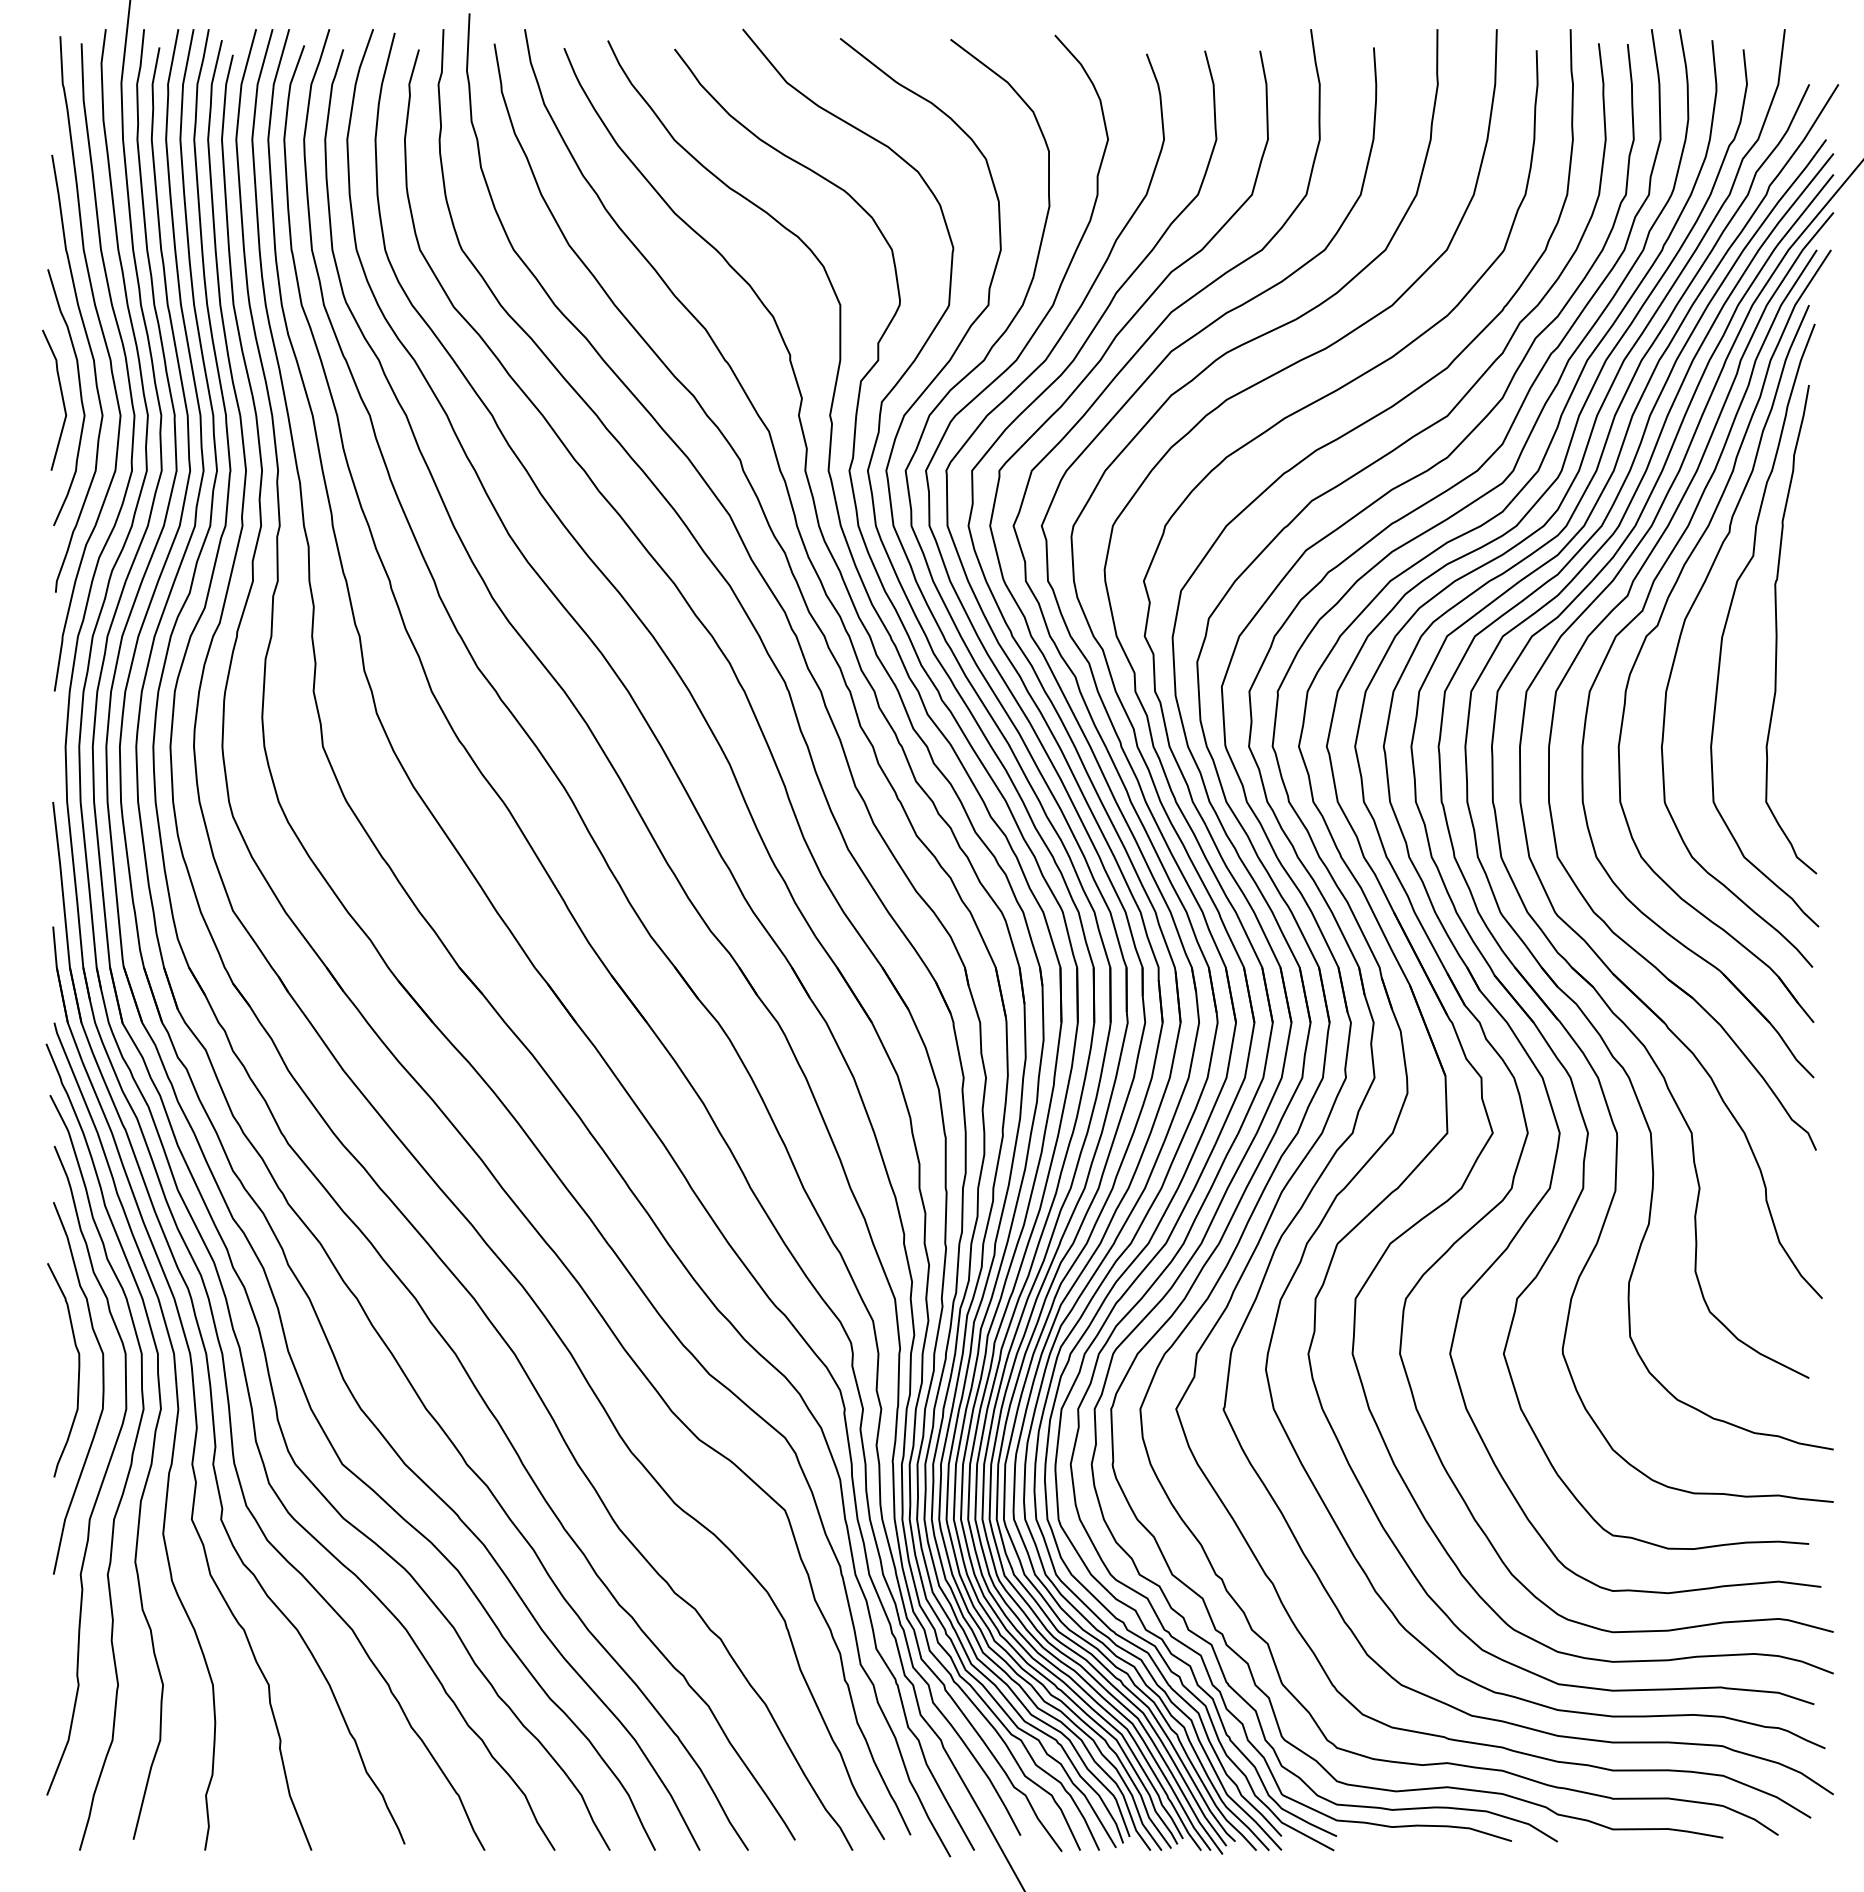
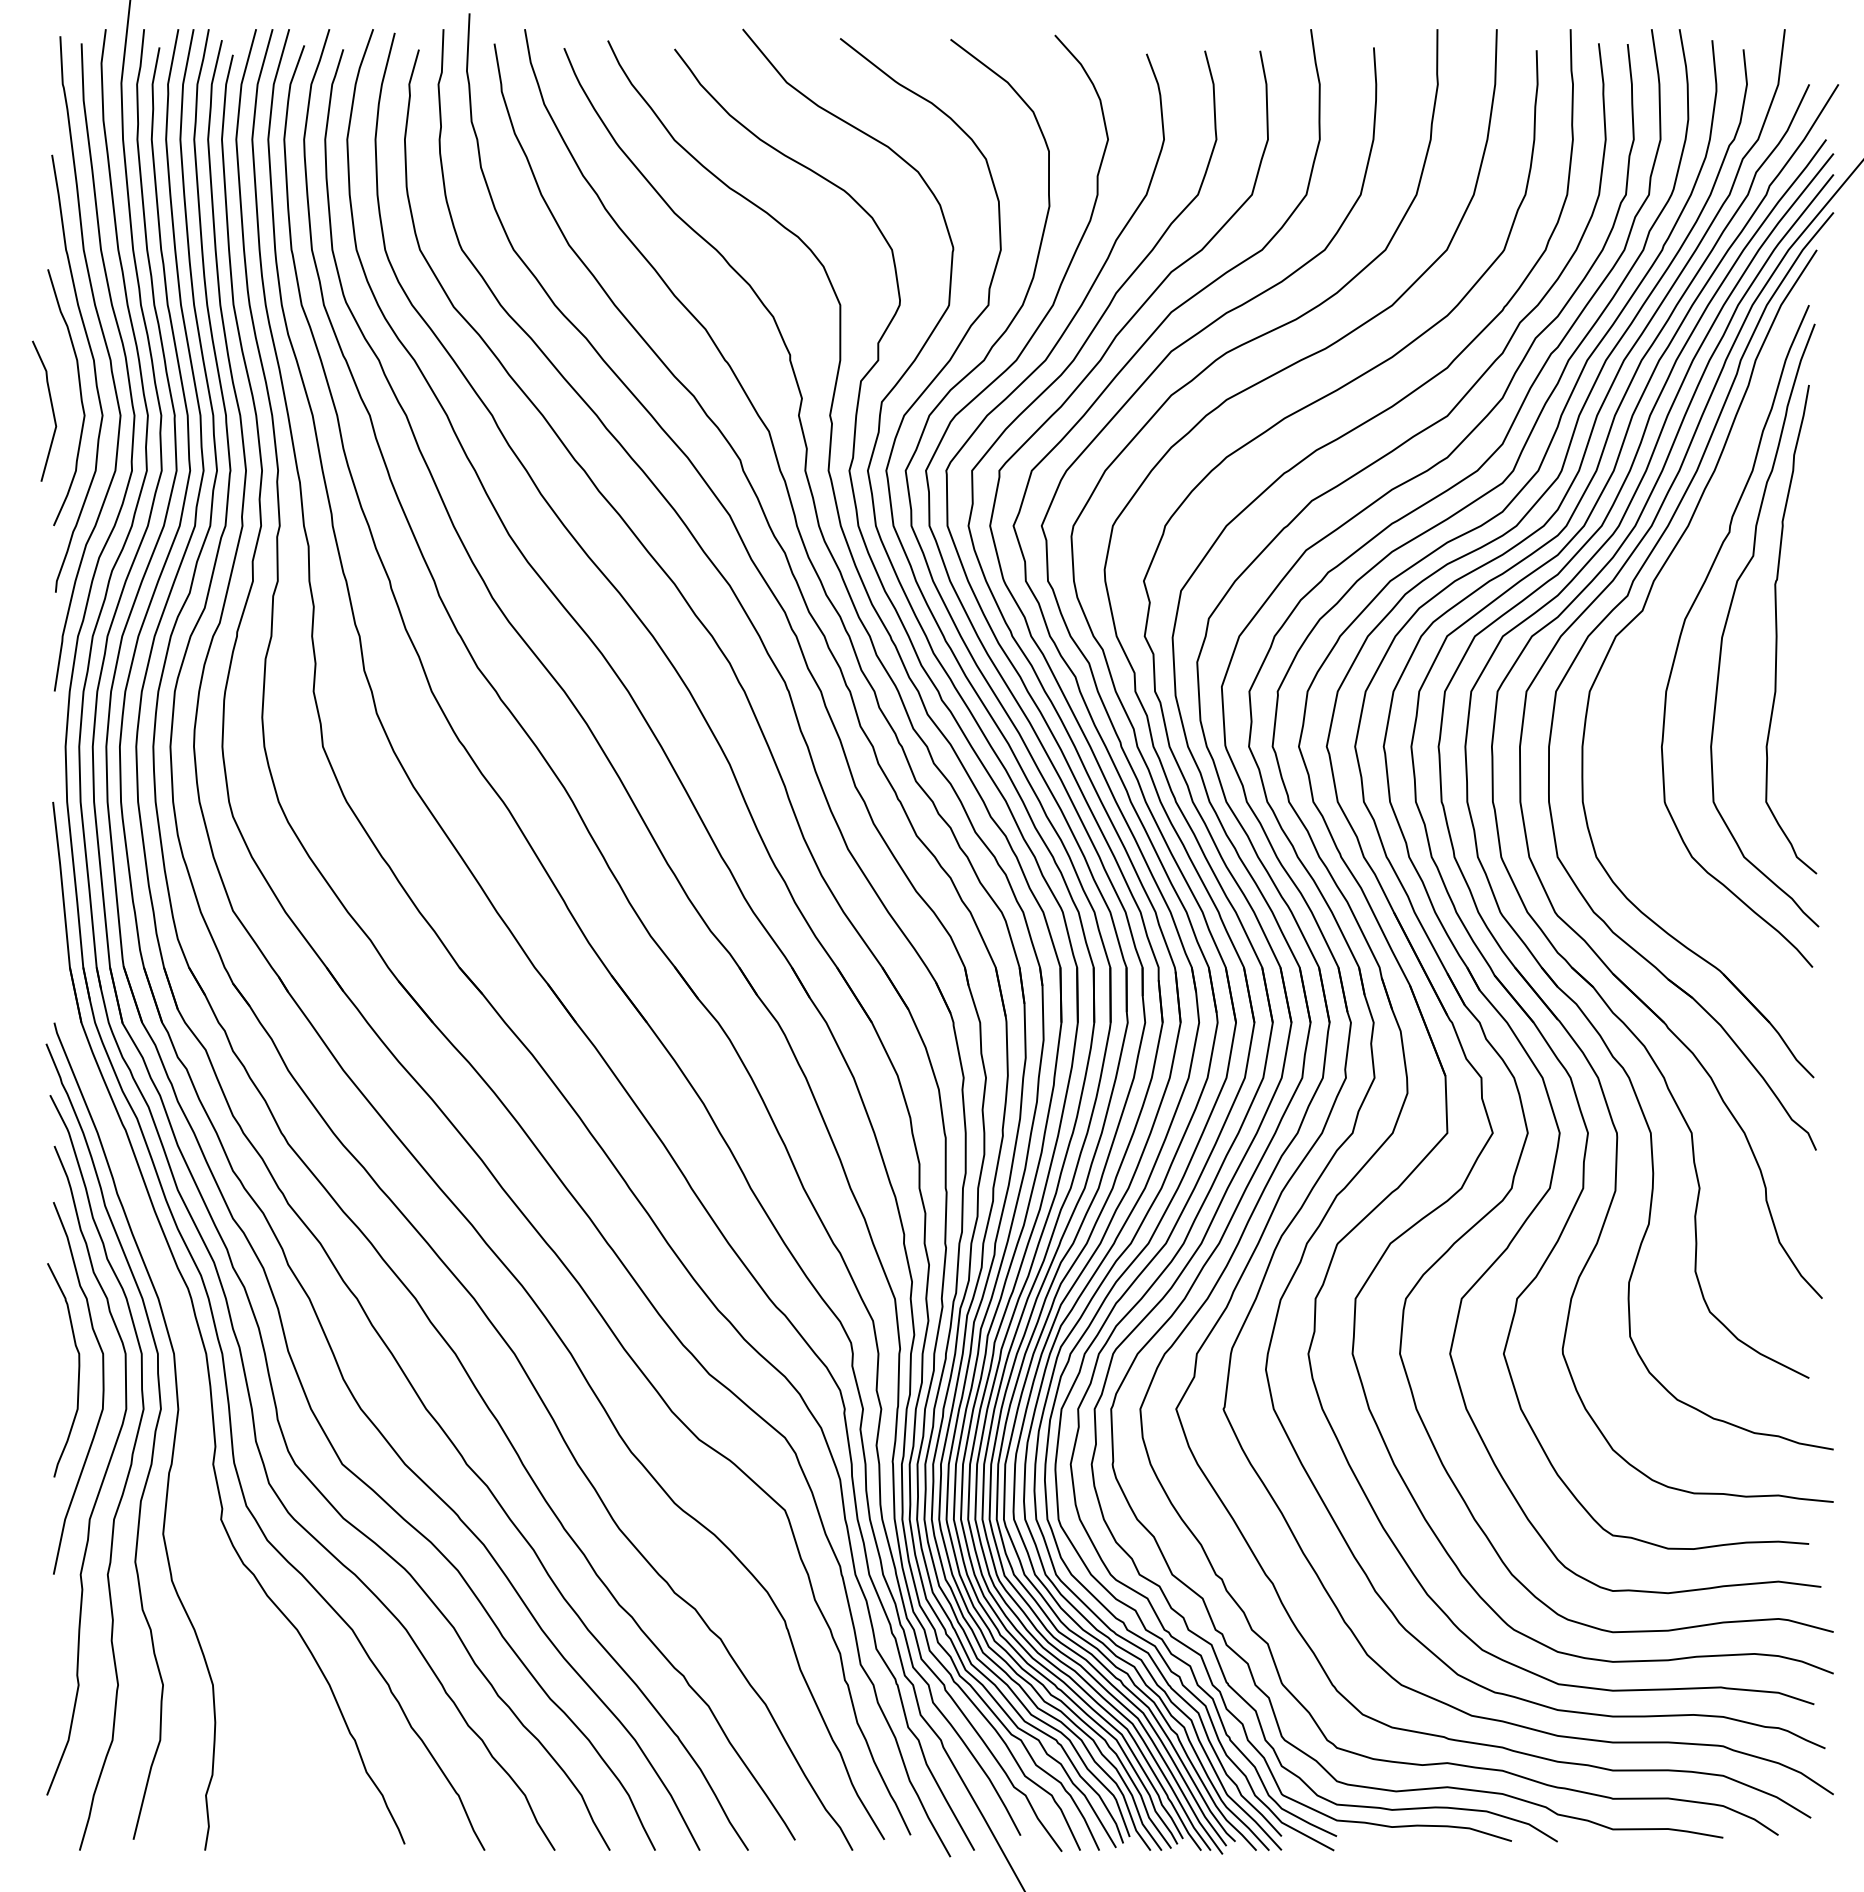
line position: (61, 397) -> (51, 408) (51, 408)
part: present -> none (1663, 613)
part: present -> none (192, 1388)
